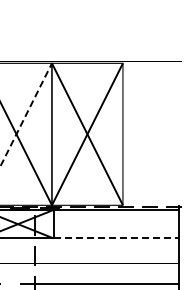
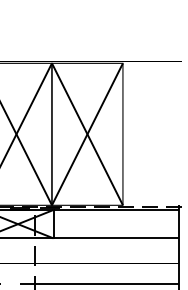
line: dashed -> solid (26, 115)
line: dashed -> solid (116, 238)
